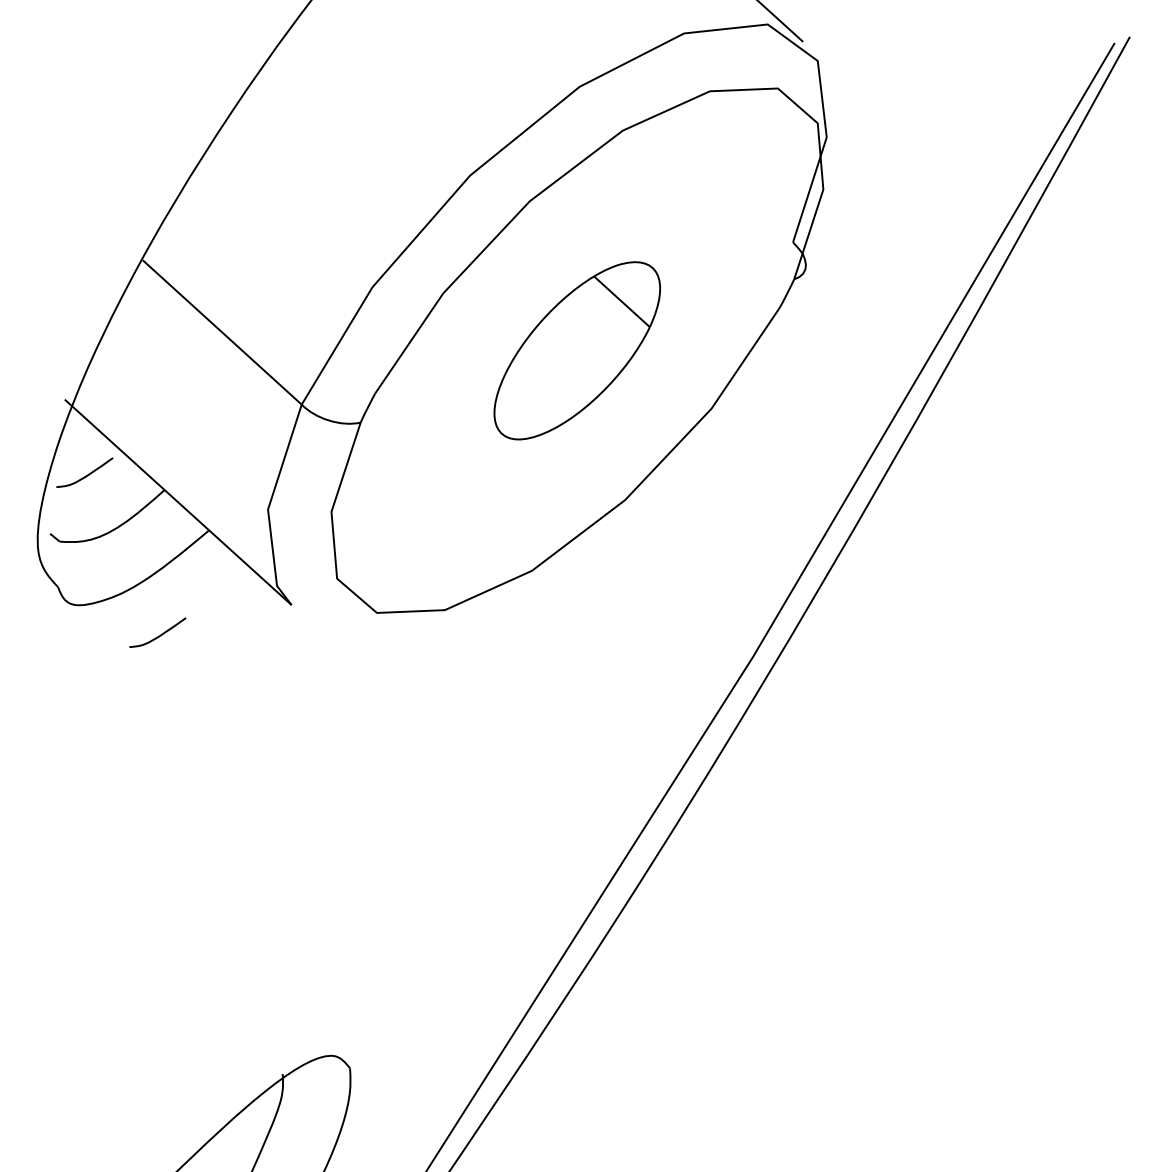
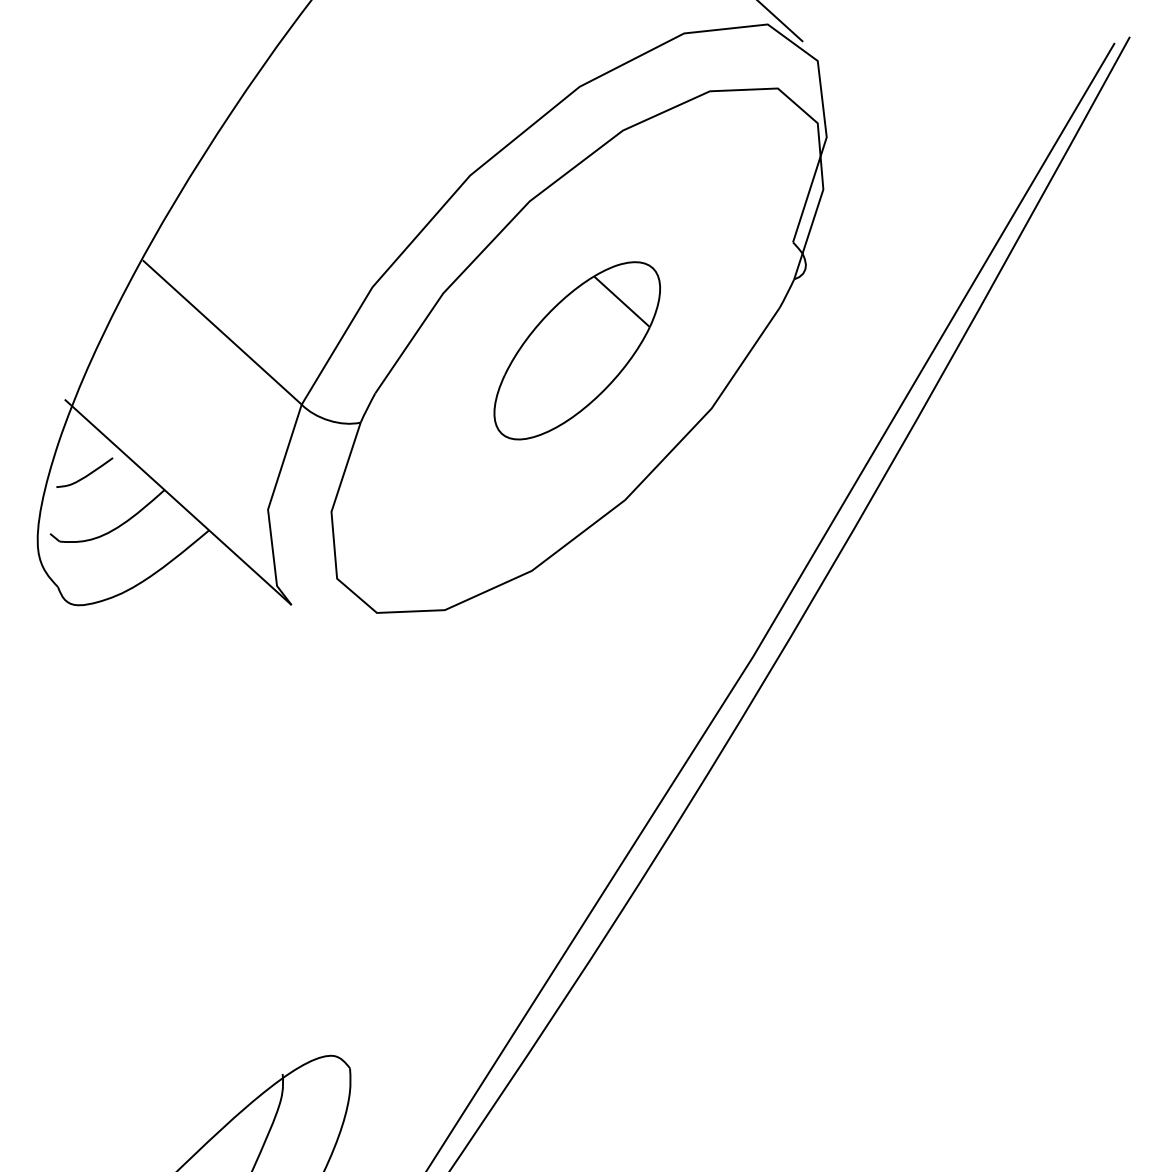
part: present -> none (157, 632)
